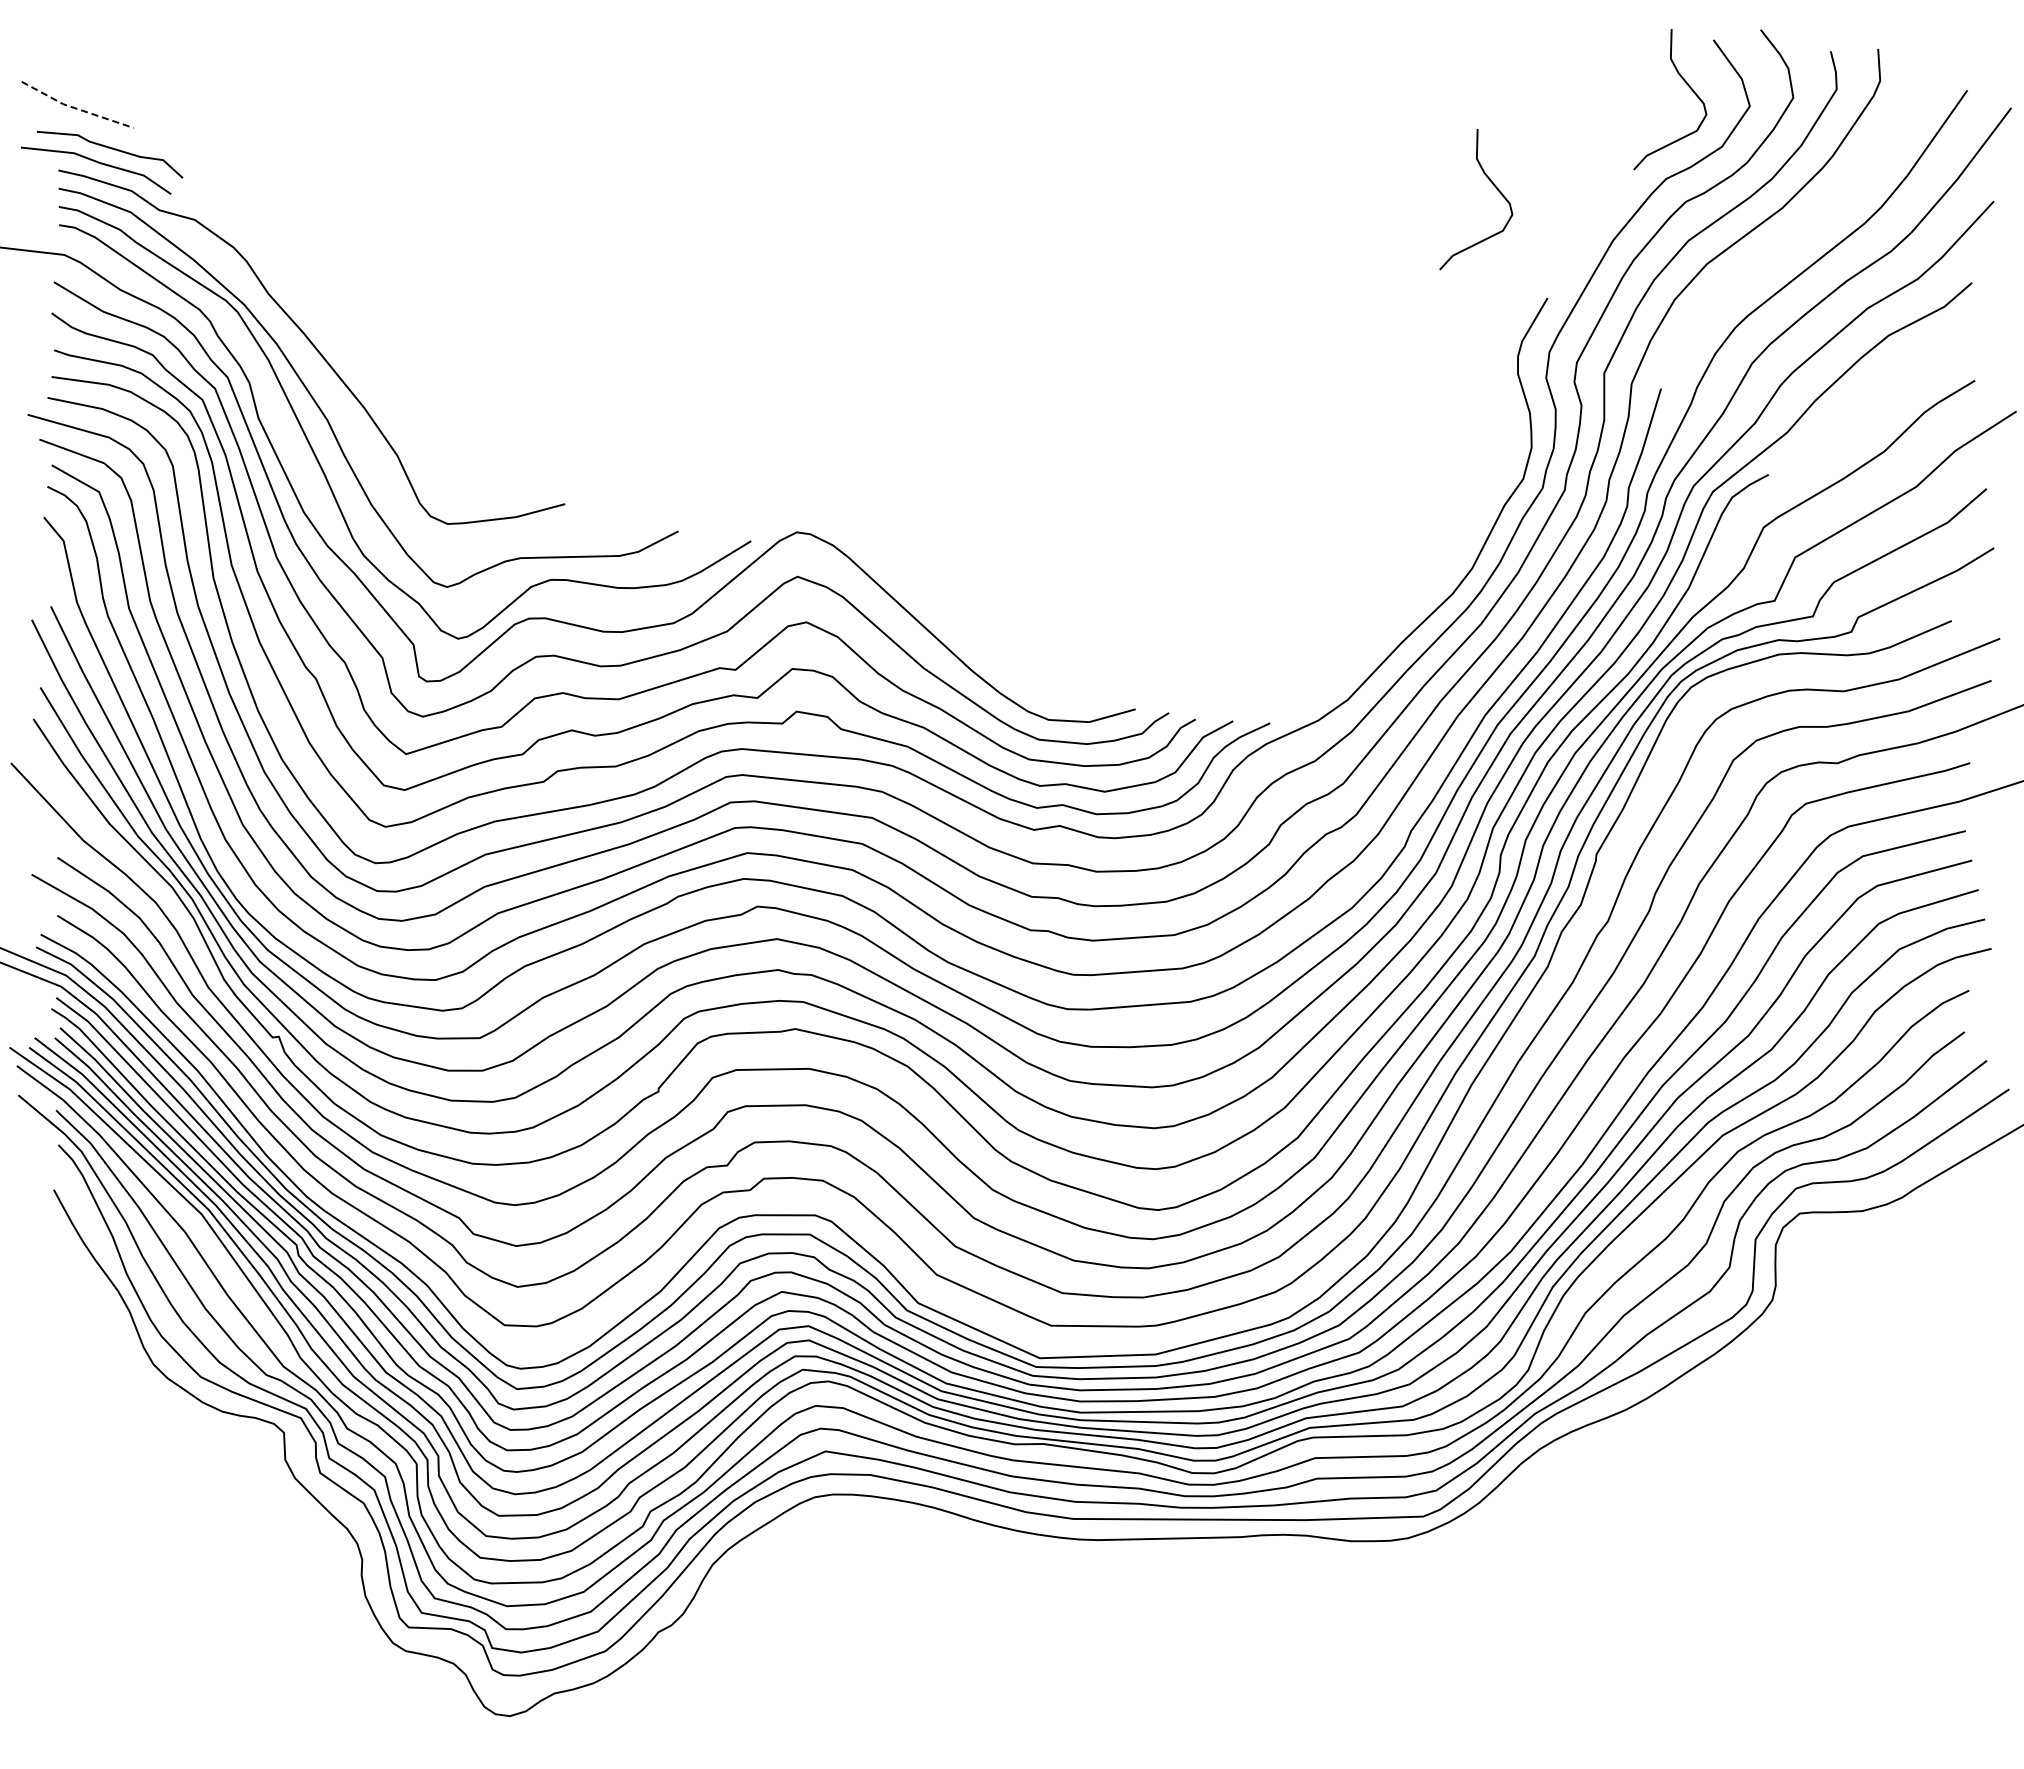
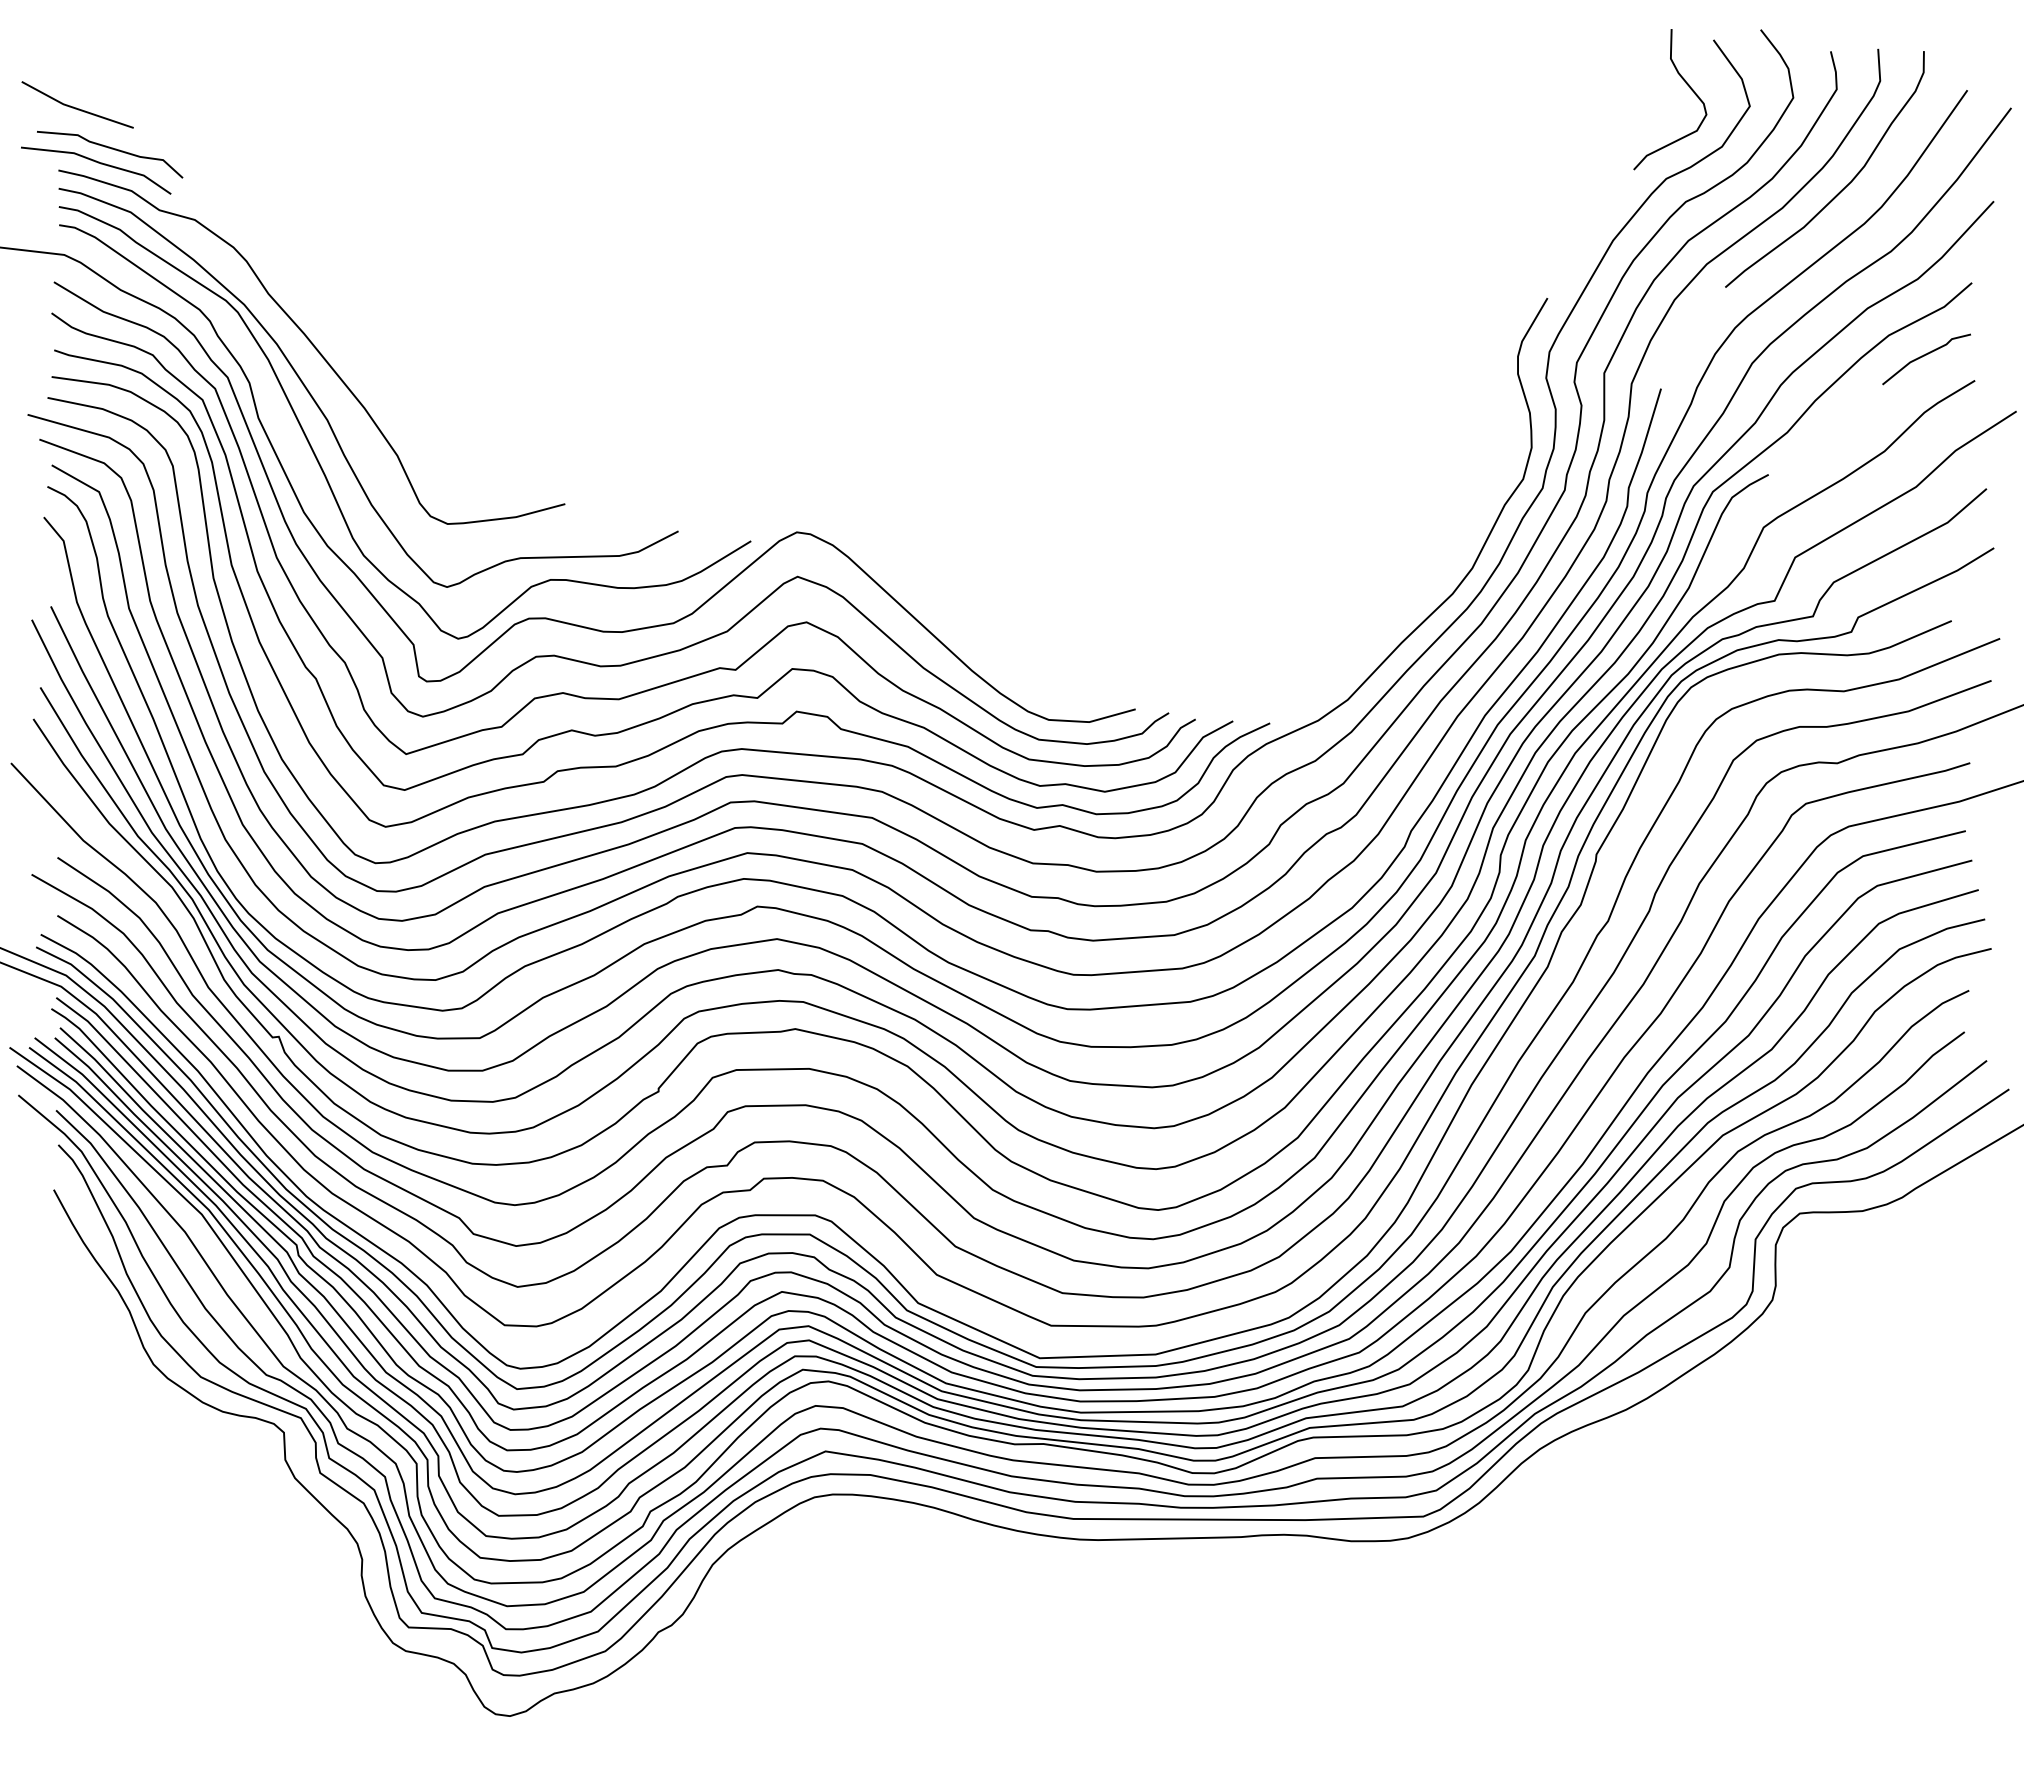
line: dashed -> solid (75, 108)
curve: present -> none (1491, 183)
curve: none -> present (1843, 187)
line: none -> present (1924, 356)
